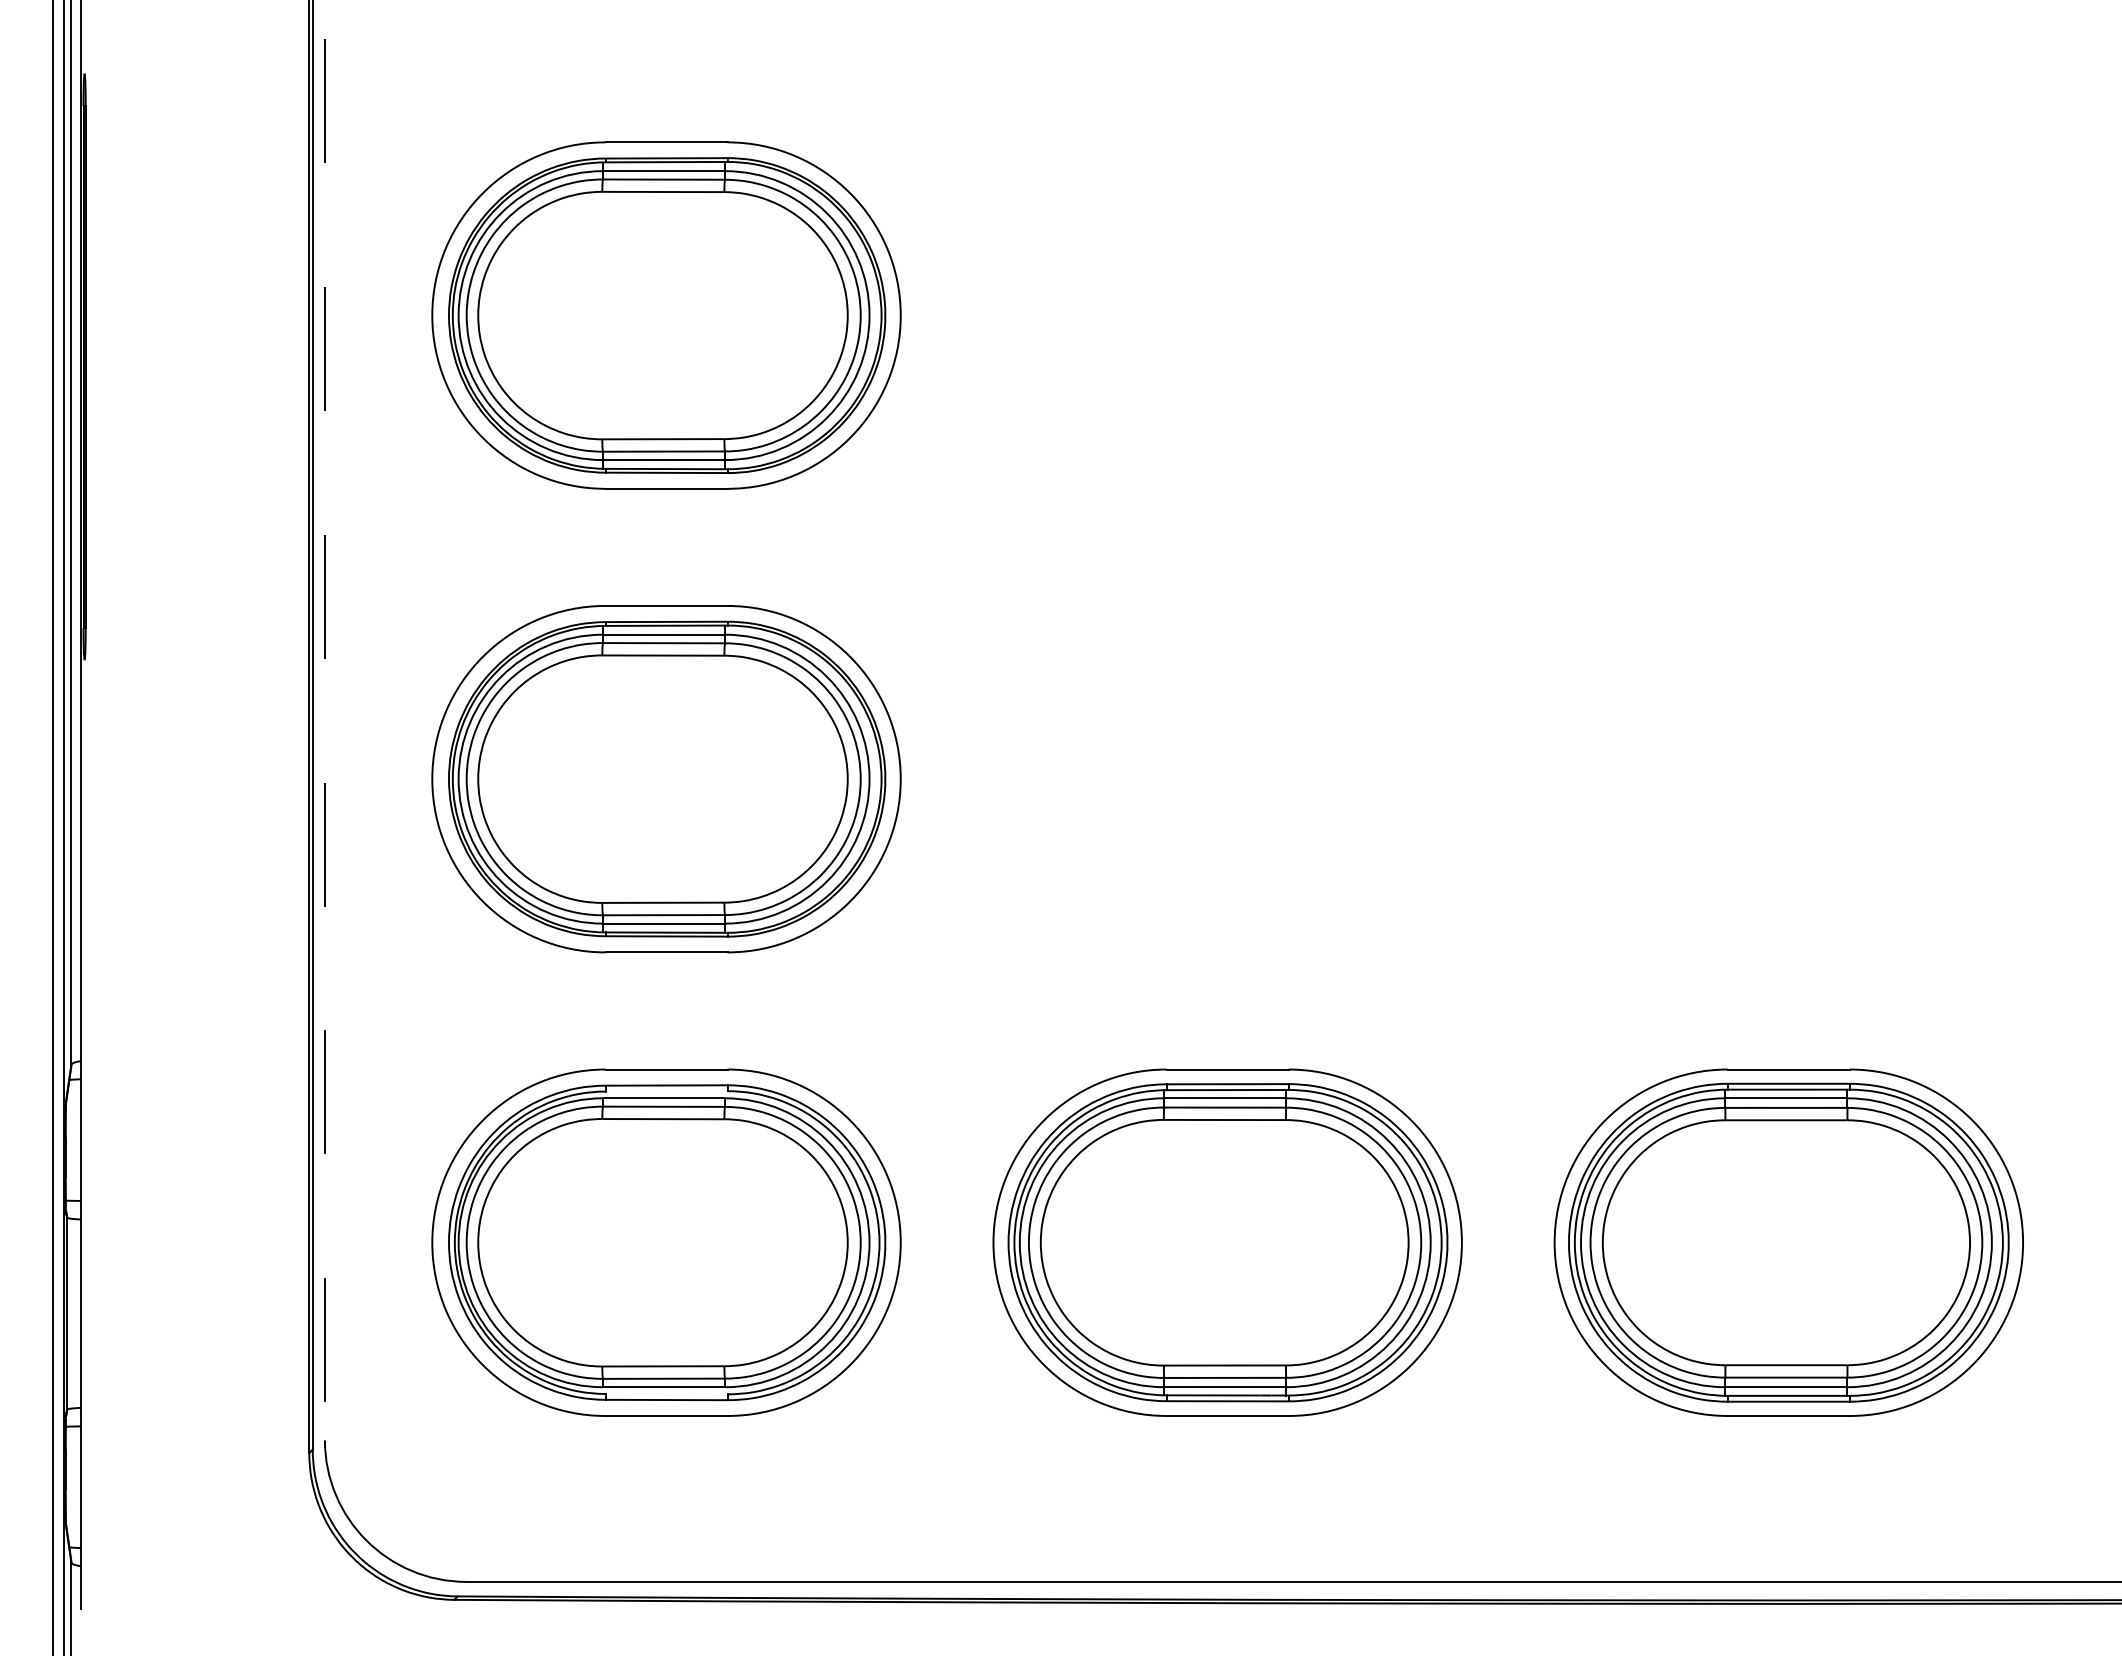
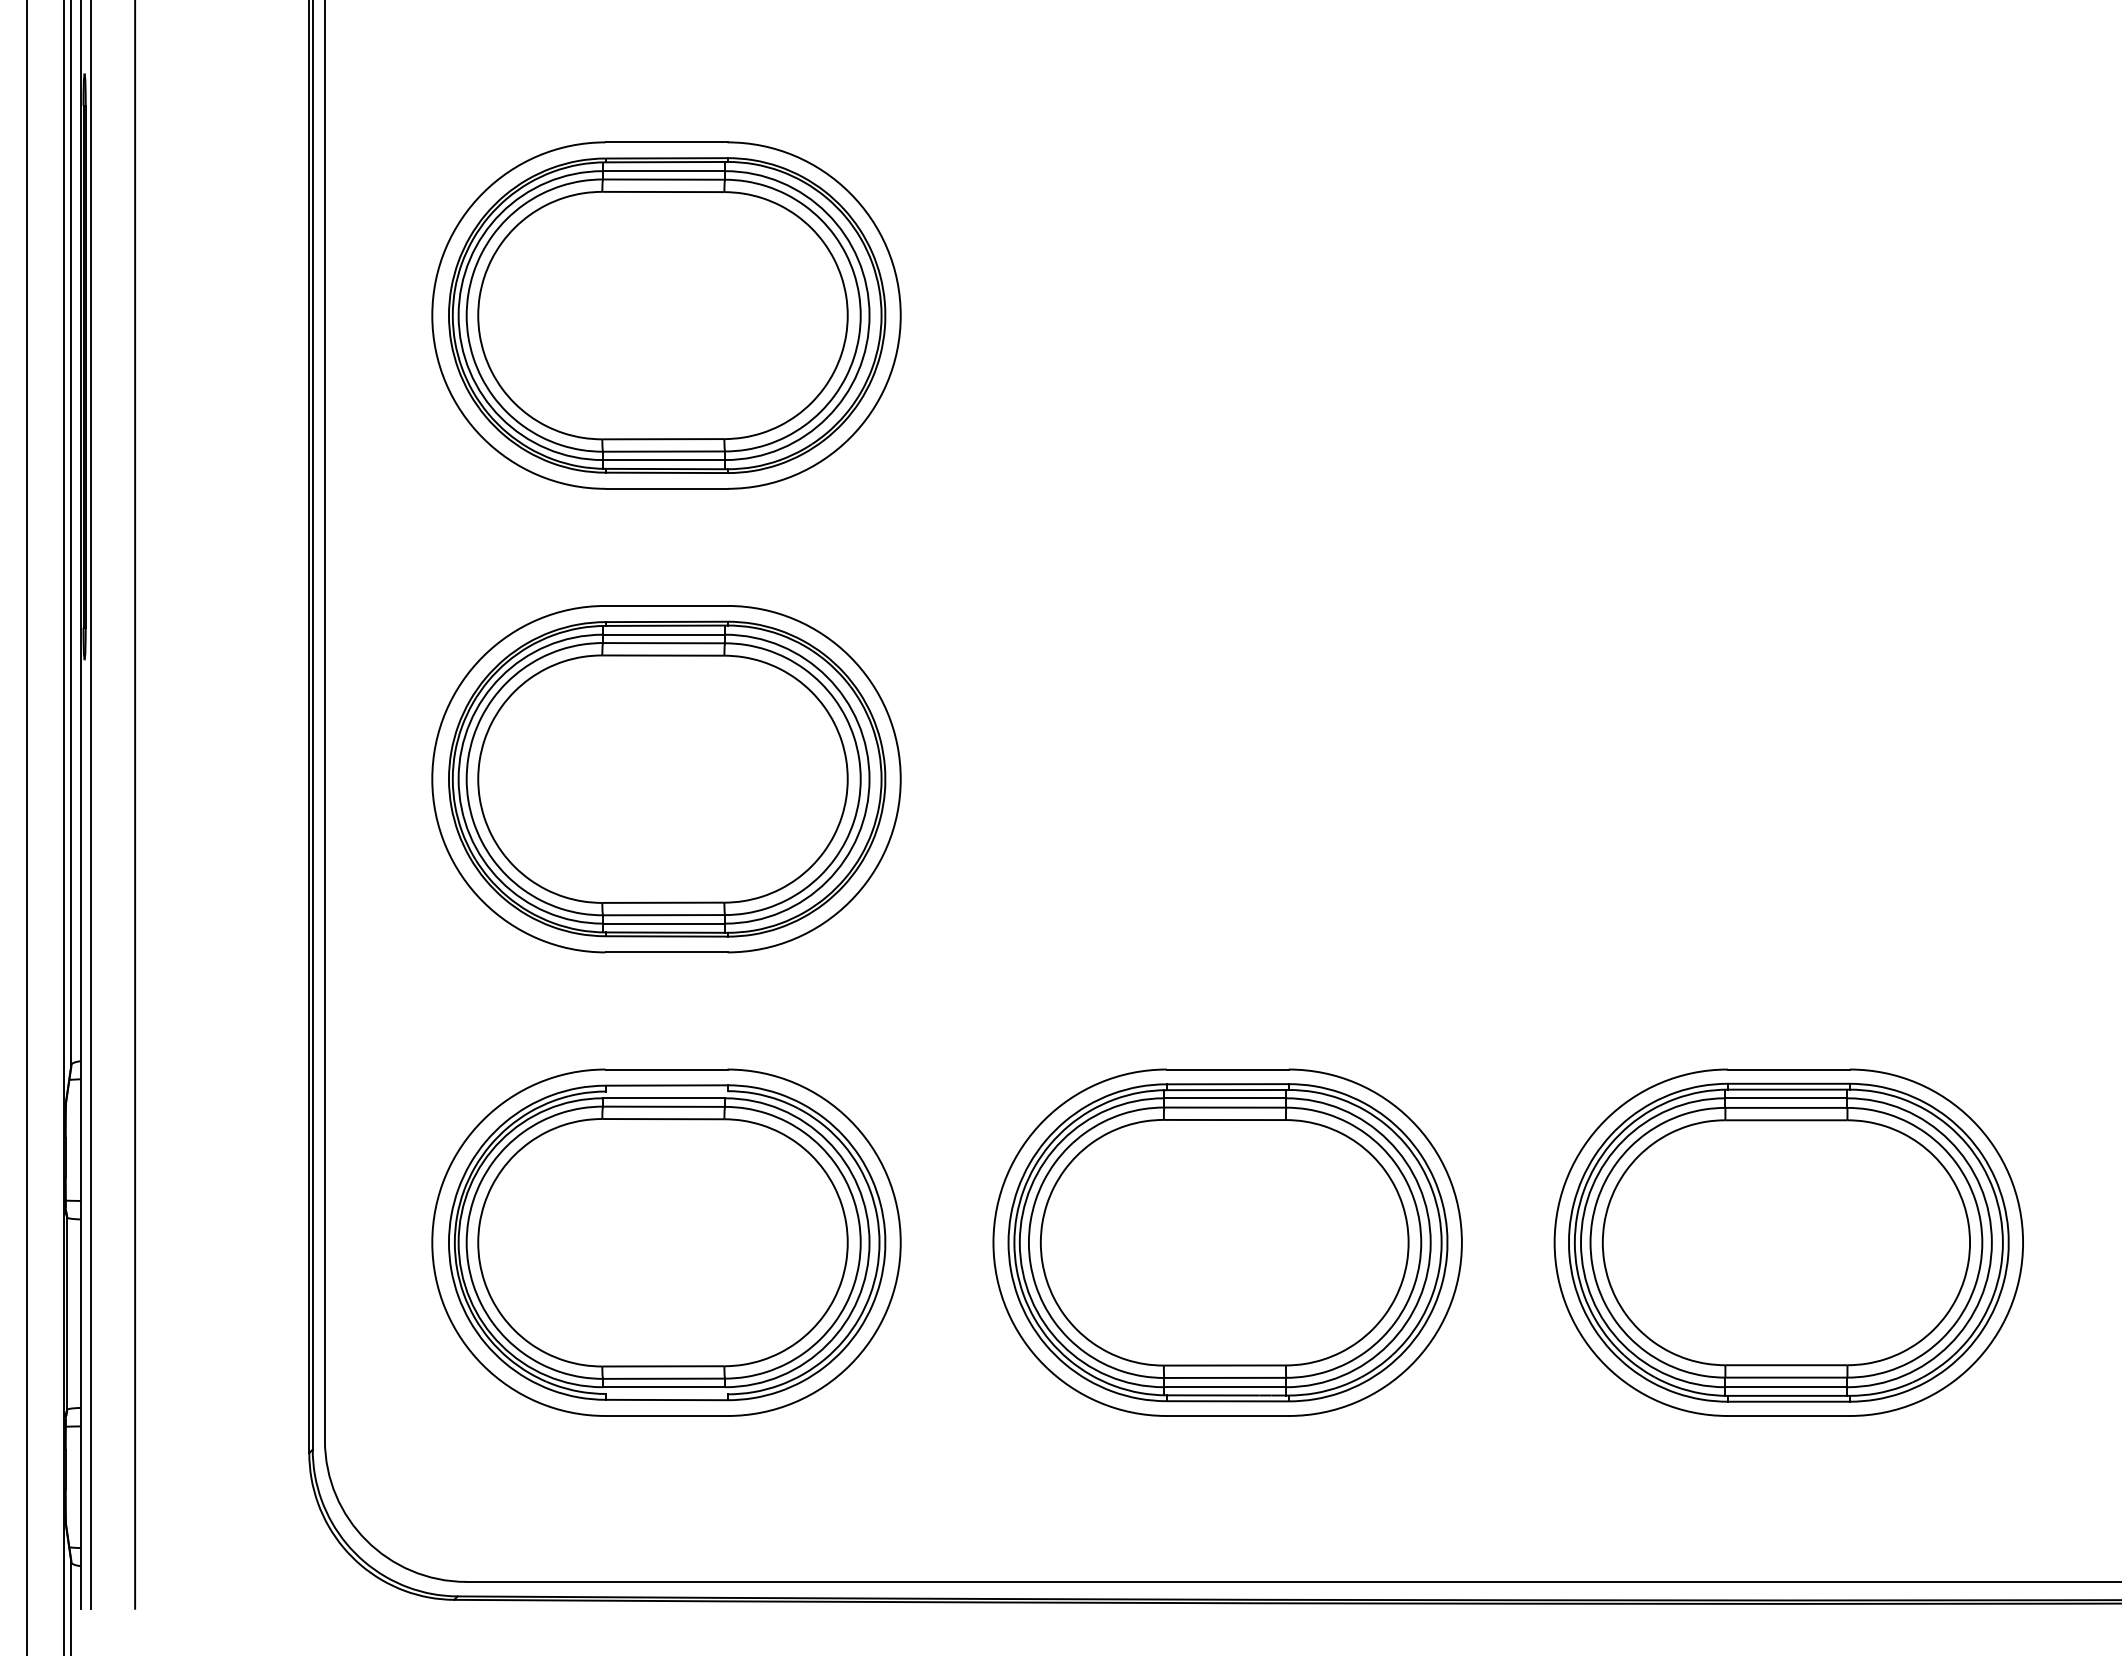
line: dashed -> solid (324, 720)
line: none -> present (90, 805)
line: none -> present (135, 805)
line position: (52, 827) -> (26, 827) (26, 827)
